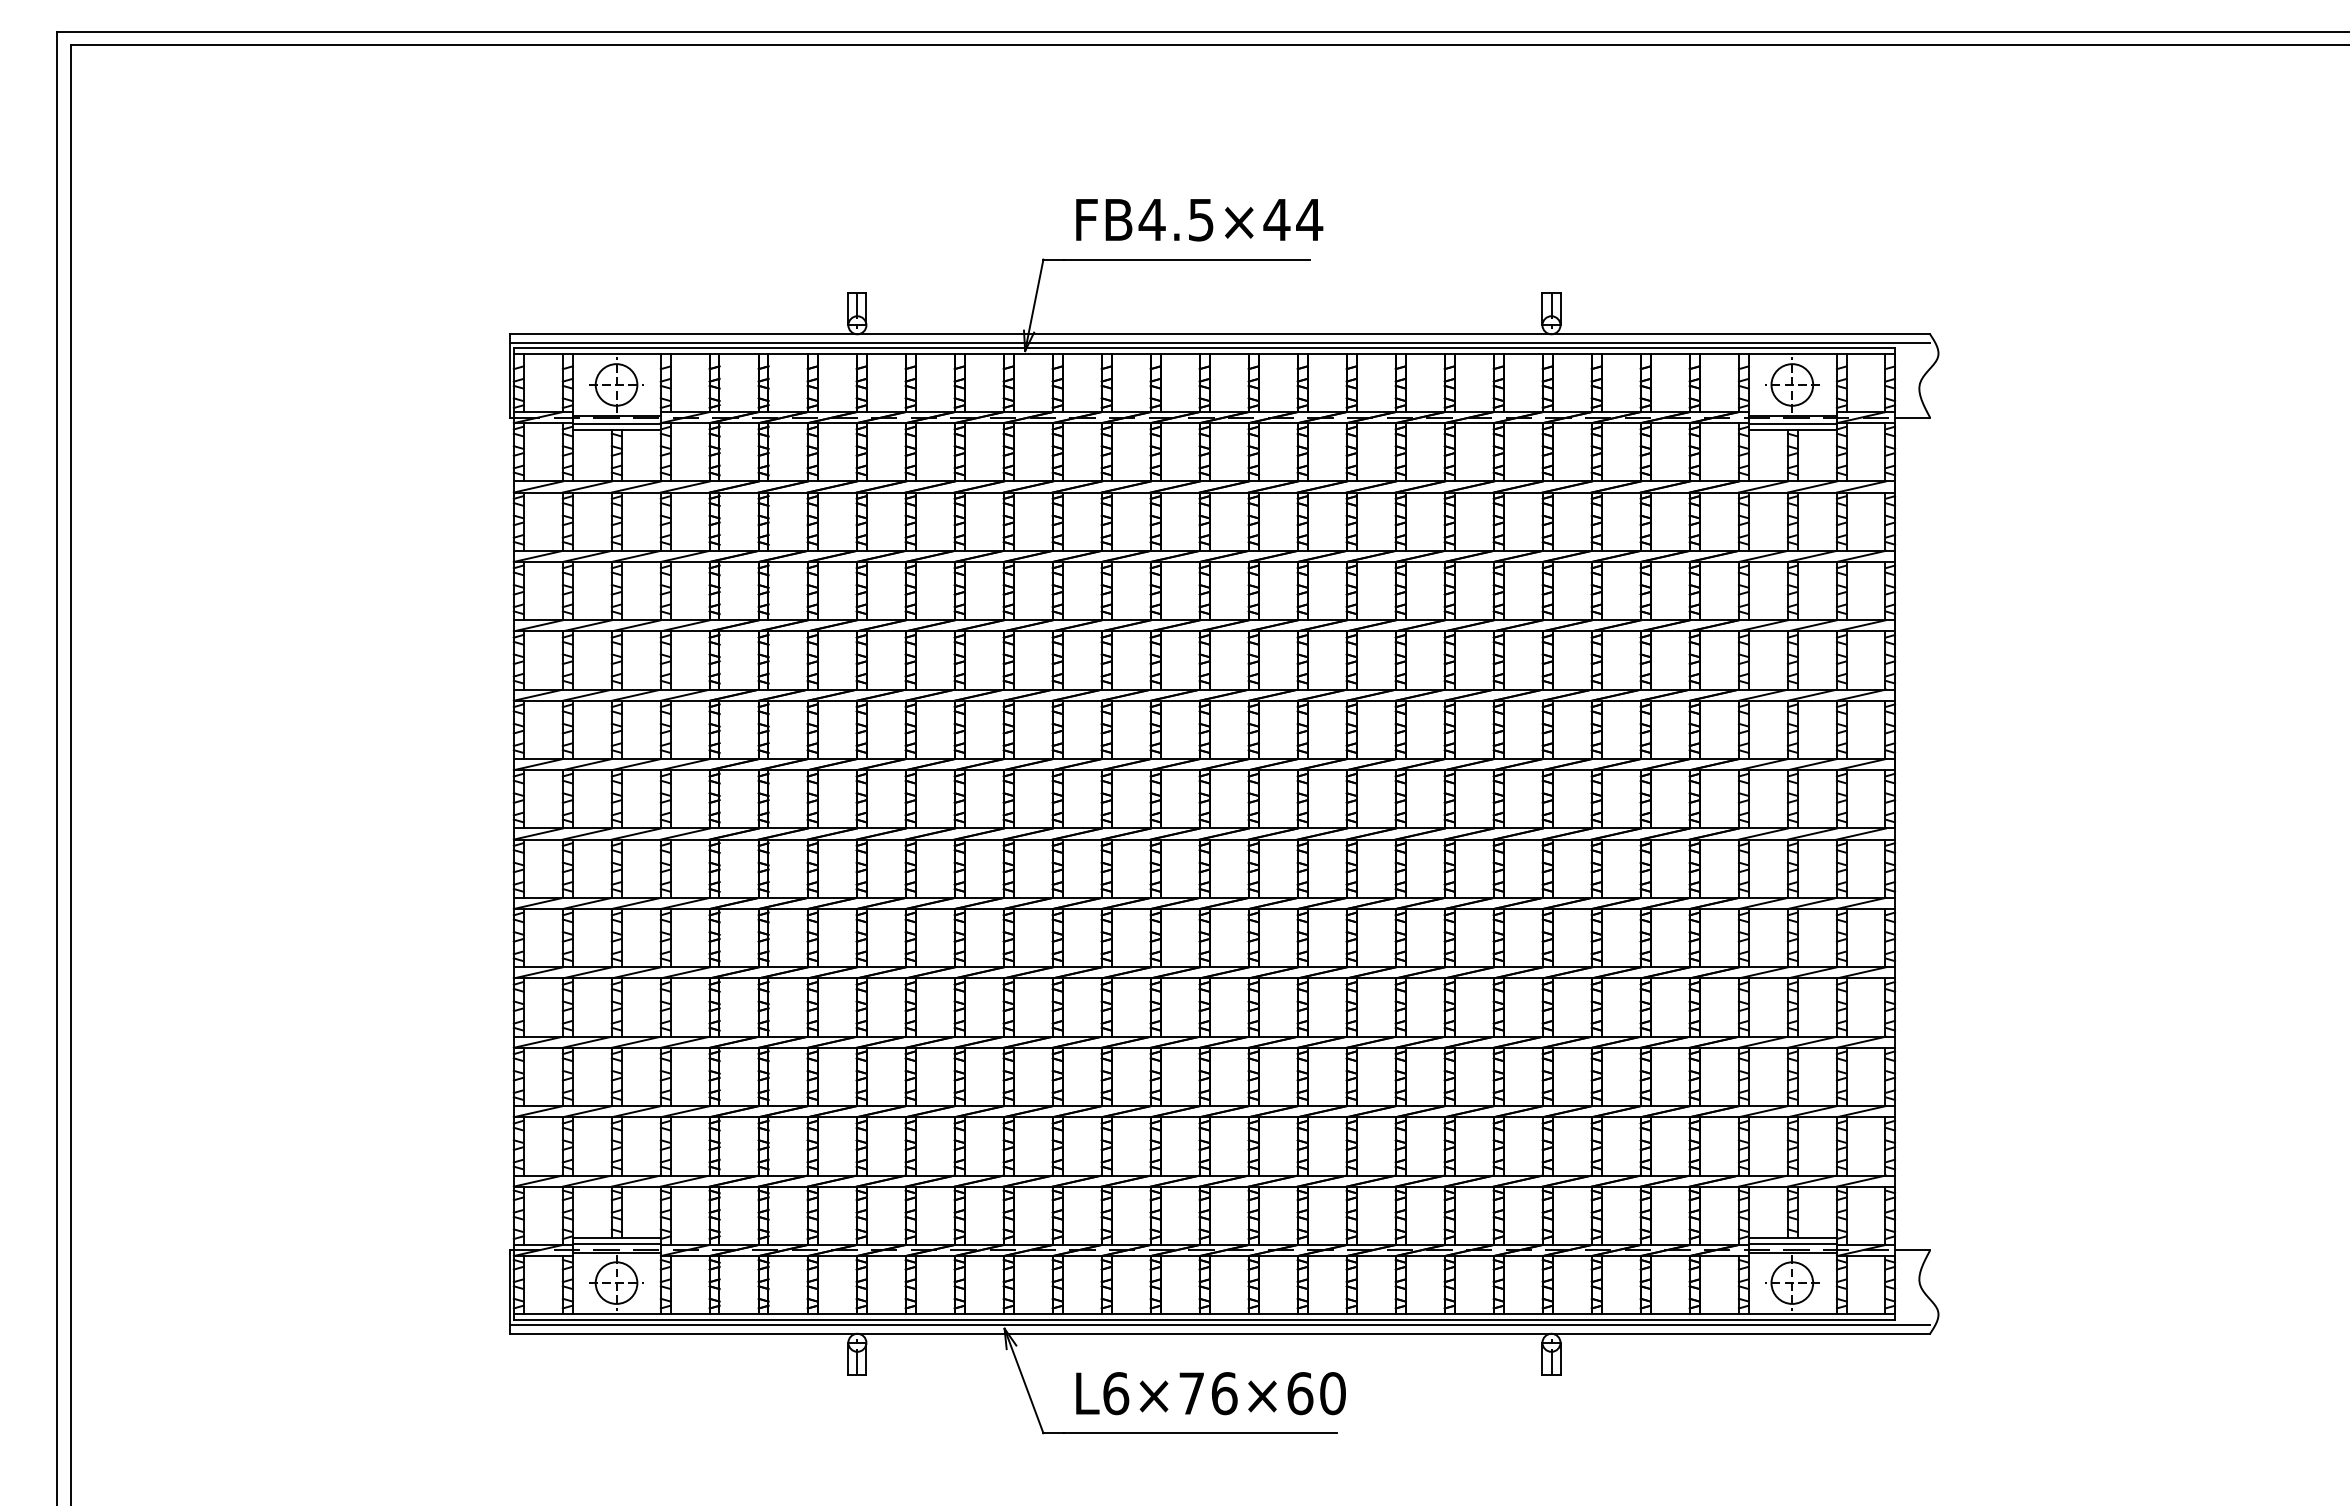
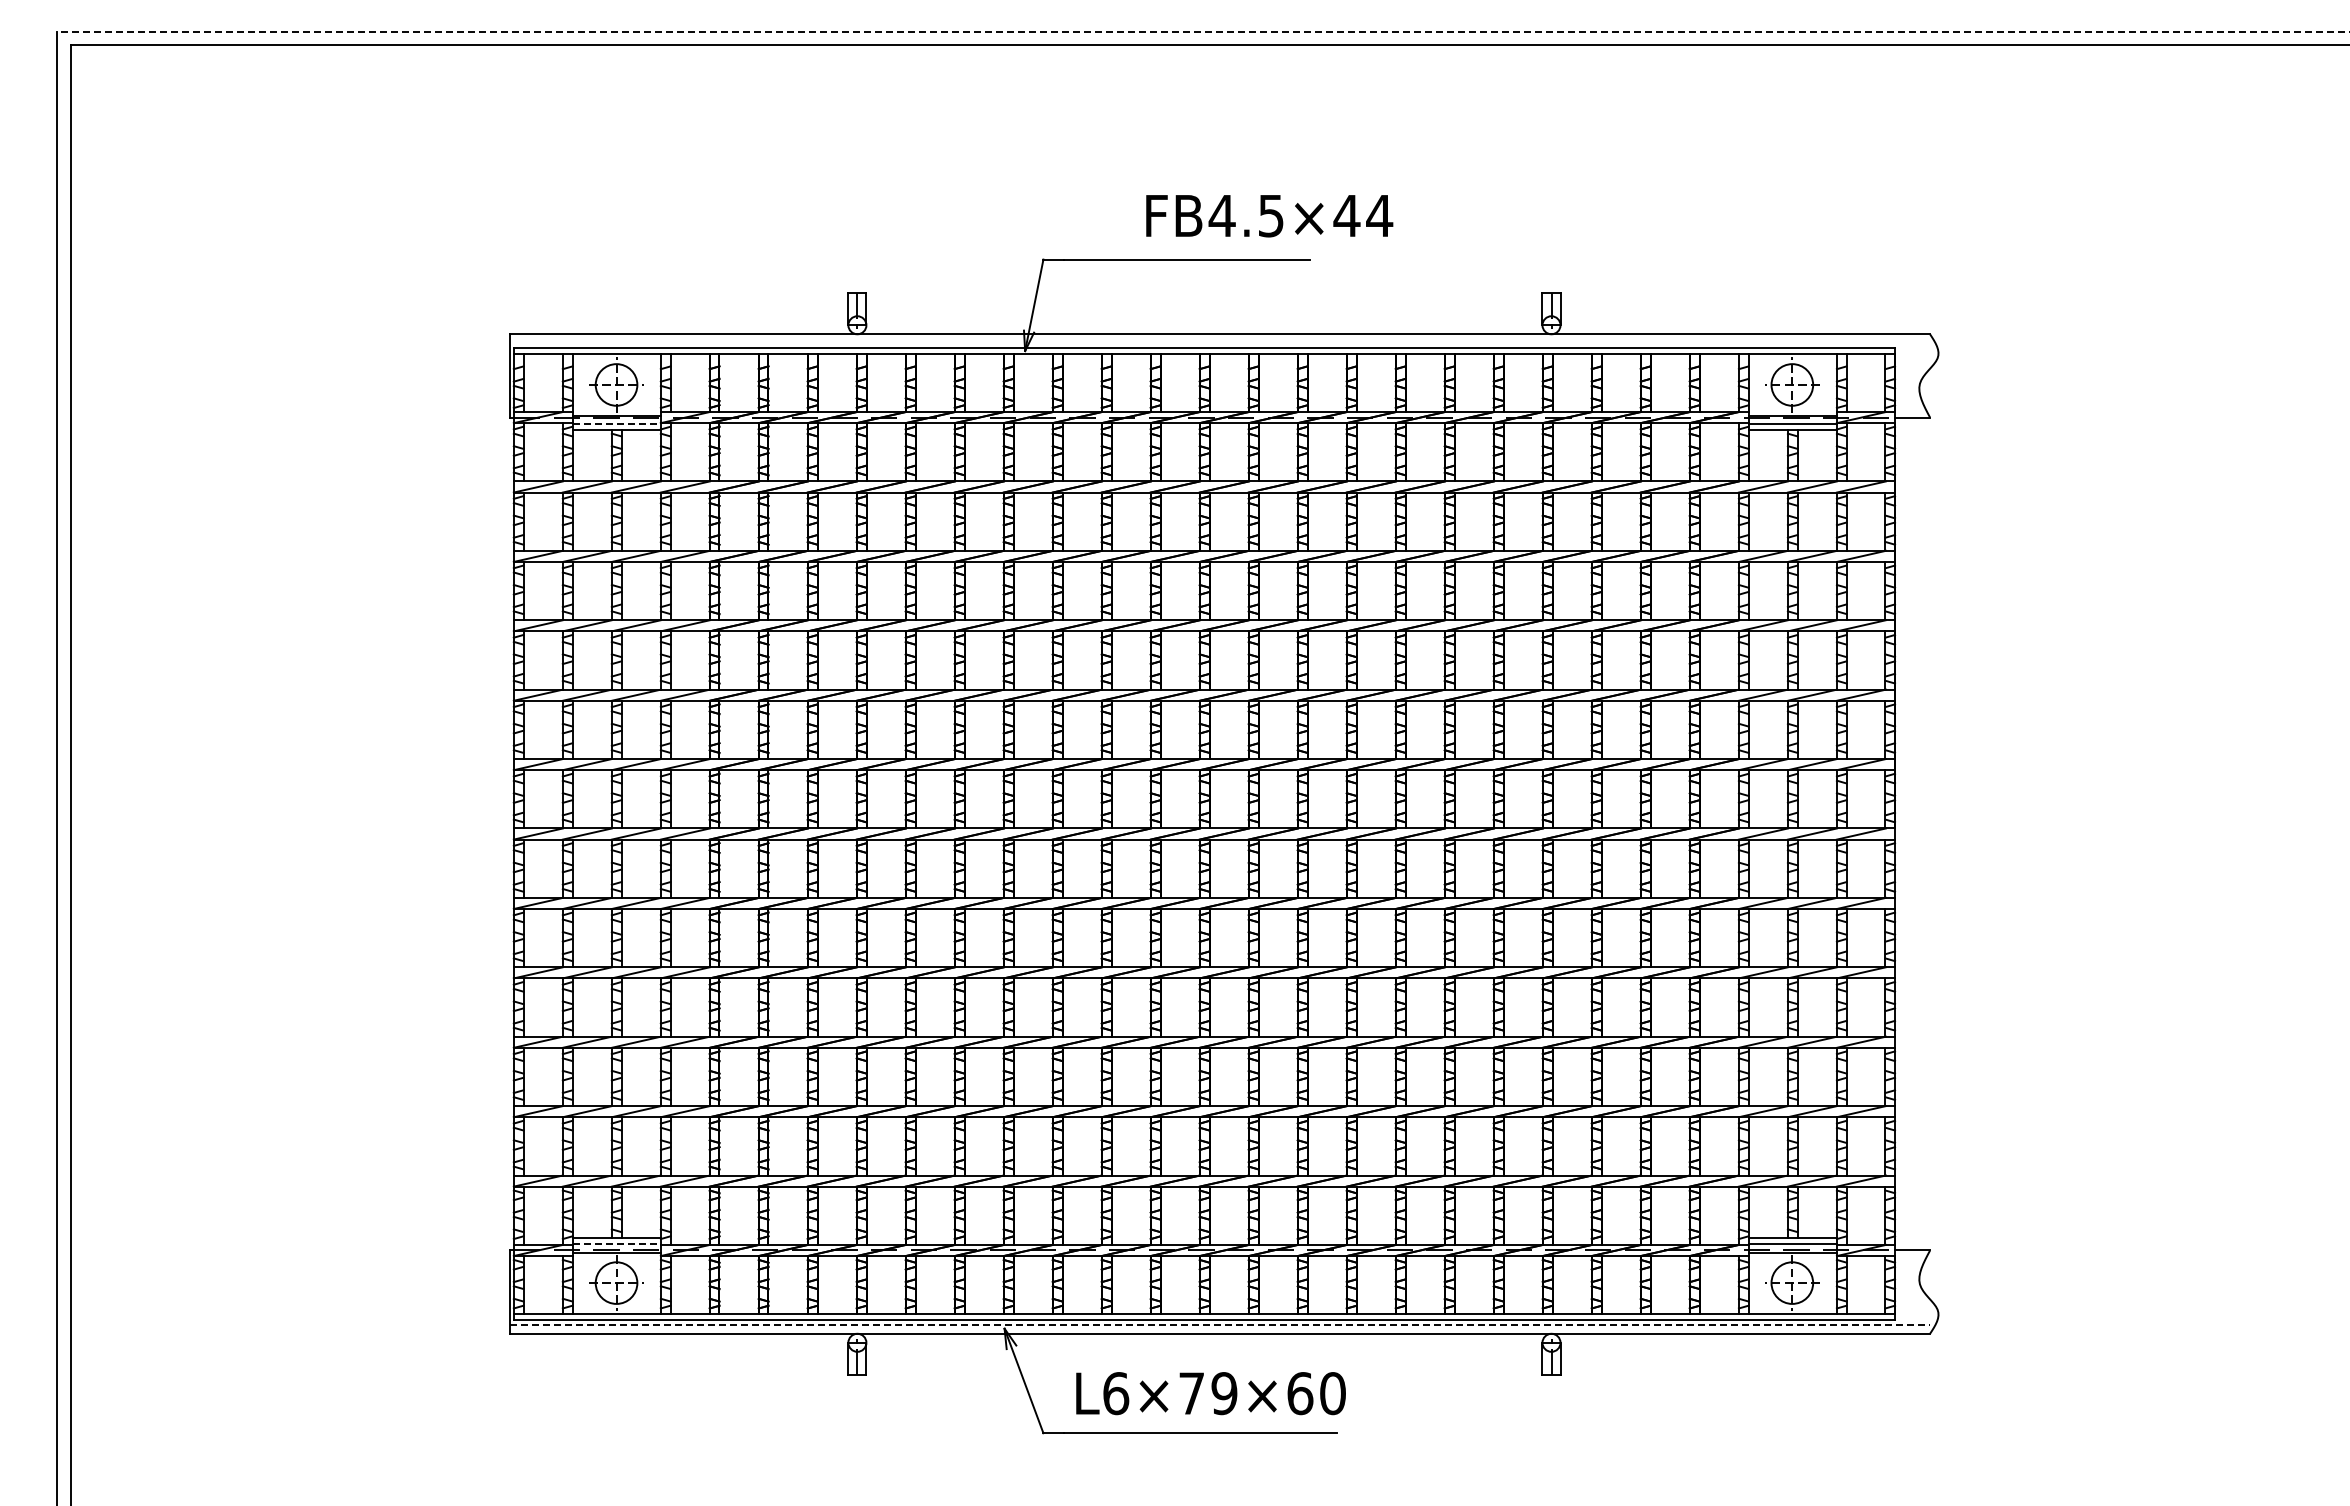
line: solid -> dashed (1202, 32)
text position: (1199, 220) -> (1269, 216) (1269, 216)
line: present -> none (1220, 342)
line: solid -> dashed (617, 423)
line: solid -> dashed (617, 1244)
line: solid -> dashed (1220, 1325)
text: L6×76×60 -> L6×79×60 (1224, 1393)
